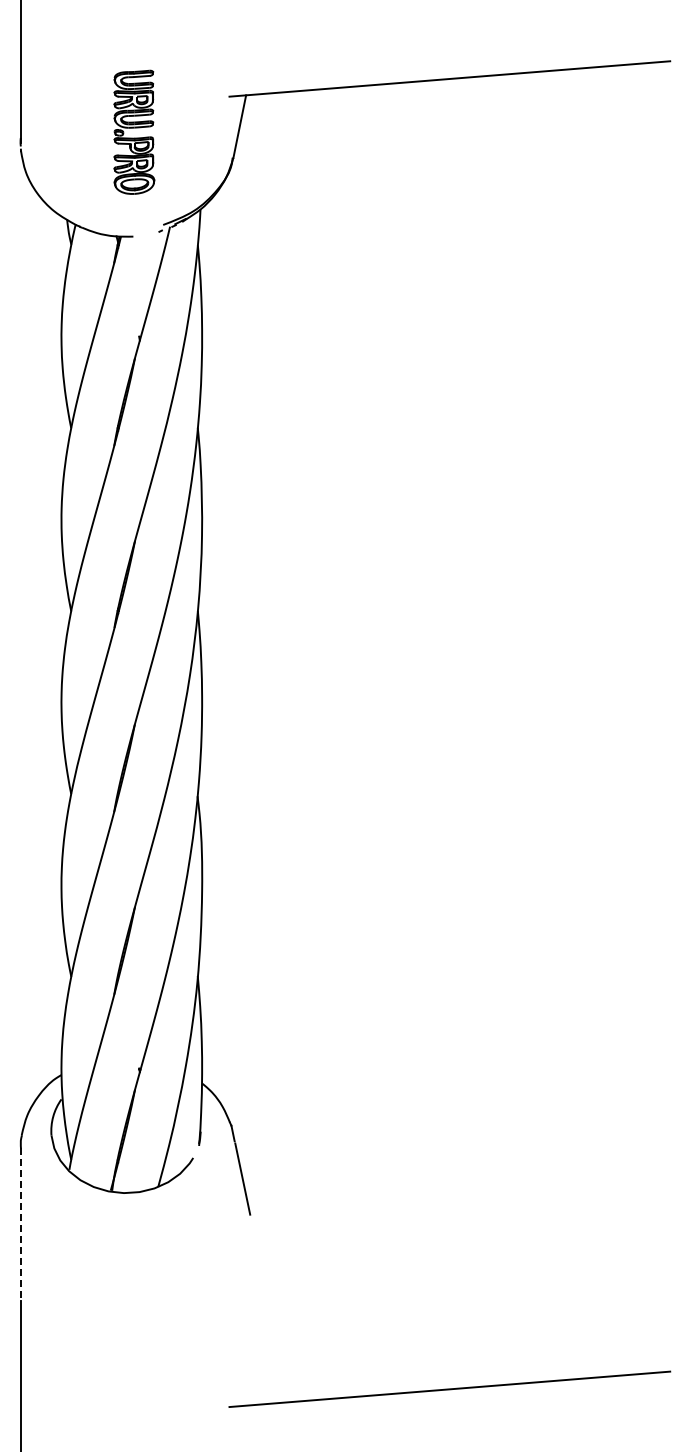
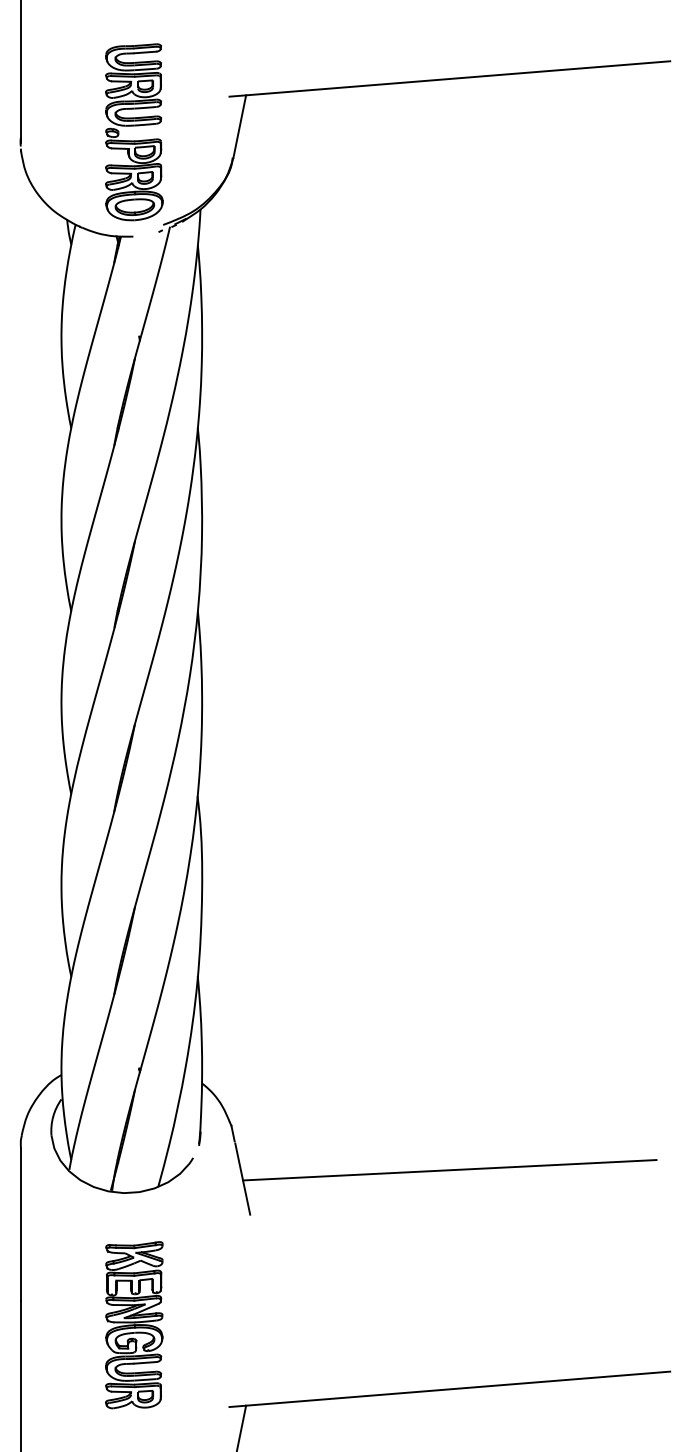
part size: 43x126 px -> 59x179 px (134, 132)
line: none -> present (449, 1170)
line: dashed -> solid (20, 1224)
part: none -> present (134, 1325)
line: none -> present (241, 1426)
